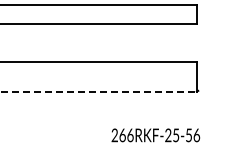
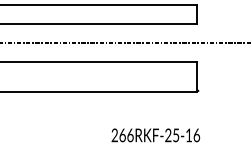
line: none -> present (124, 43)
line: dashed -> solid (98, 91)
text: 266RKF-25-56 -> 266RKF-25-16 (188, 135)
